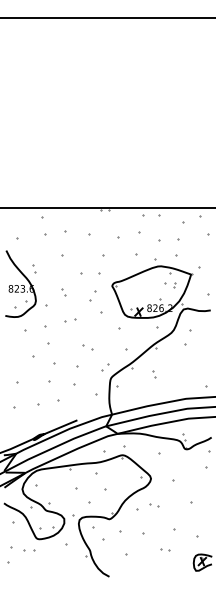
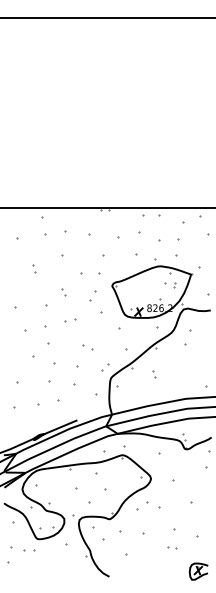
part: present -> none (20, 283)
part size: 11x5 px -> 15x8 px (153, 504)
part position: (165, 549) -> (172, 547) (172, 547)
part position: (202, 562) -> (198, 571) (198, 571)
